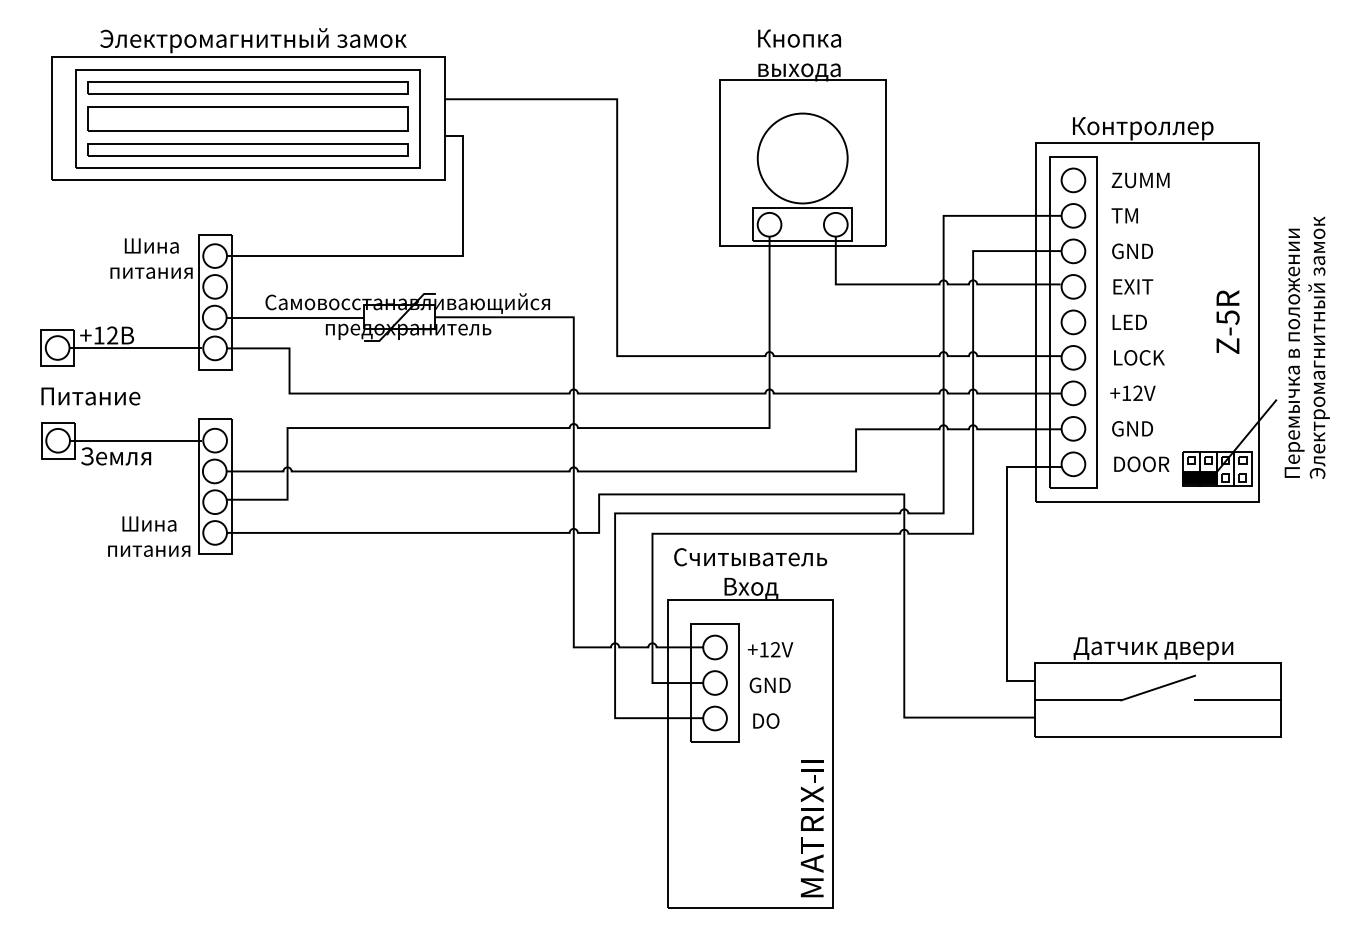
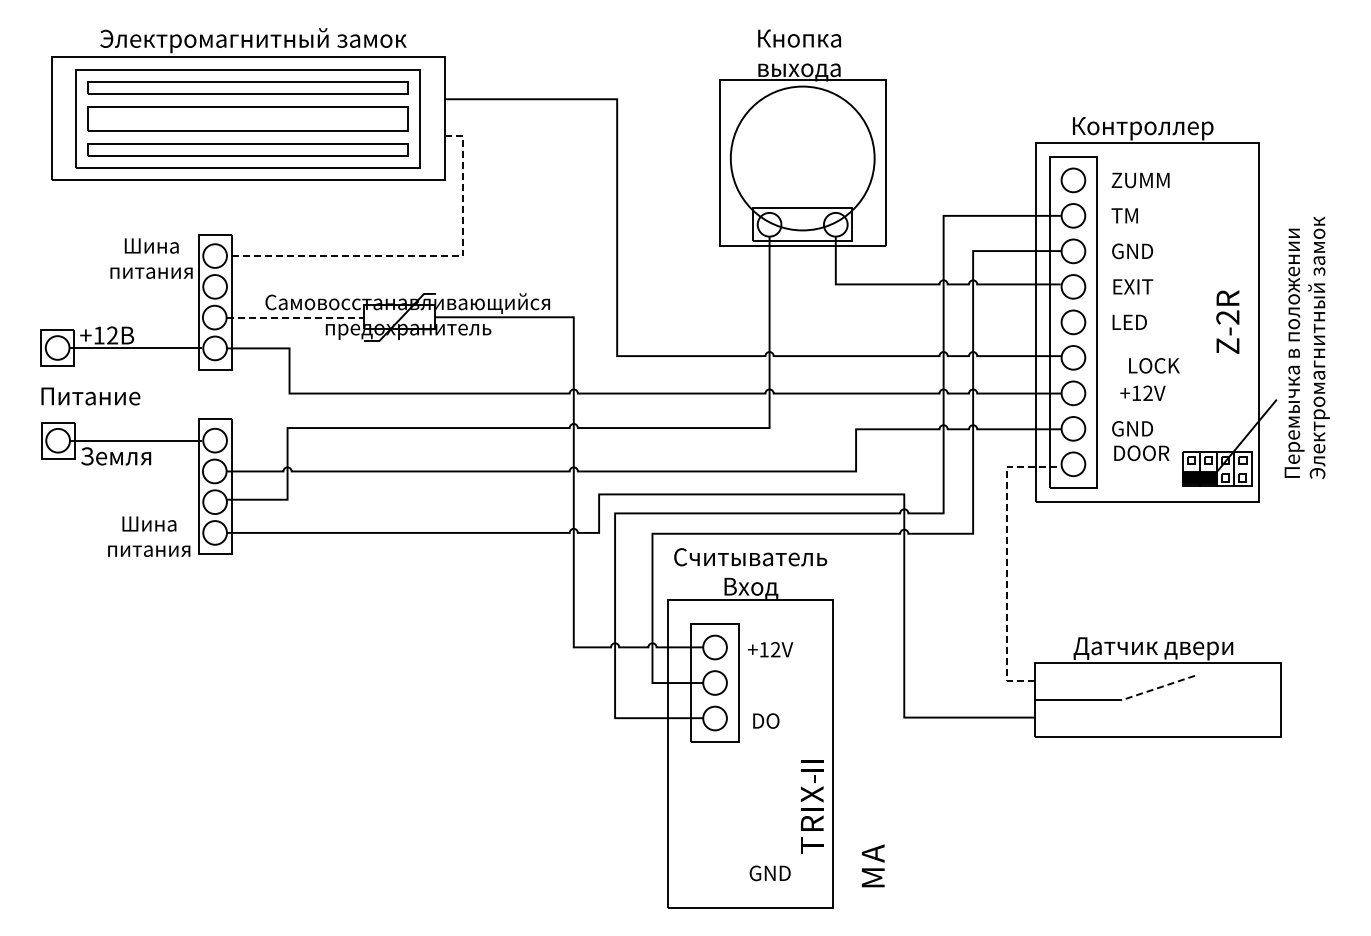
circle diameter: 90 px -> 144 px (802, 158)
line: solid -> dashed (415, 256)
line: solid -> dashed (296, 317)
text: Z-5R -> Z-2R (1227, 317)
text position: (1139, 357) -> (1154, 365) (1154, 365)
text position: (1132, 392) -> (1142, 392) (1142, 392)
text position: (1141, 464) -> (1141, 453) (1141, 453)
line: solid -> dashed (1006, 560)
text position: (769, 685) -> (769, 873) (769, 873)
line: solid -> dashed (1158, 688)
line: present -> none (1238, 700)
text position: (812, 875) -> (873, 865) (873, 865)
